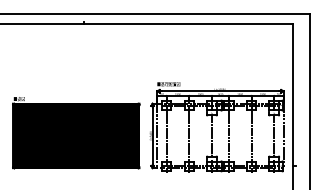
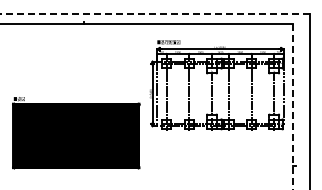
line: solid -> dashed (155, 13)
line: solid -> dashed (293, 107)
part position: (216, 127) -> (216, 85) (216, 85)
